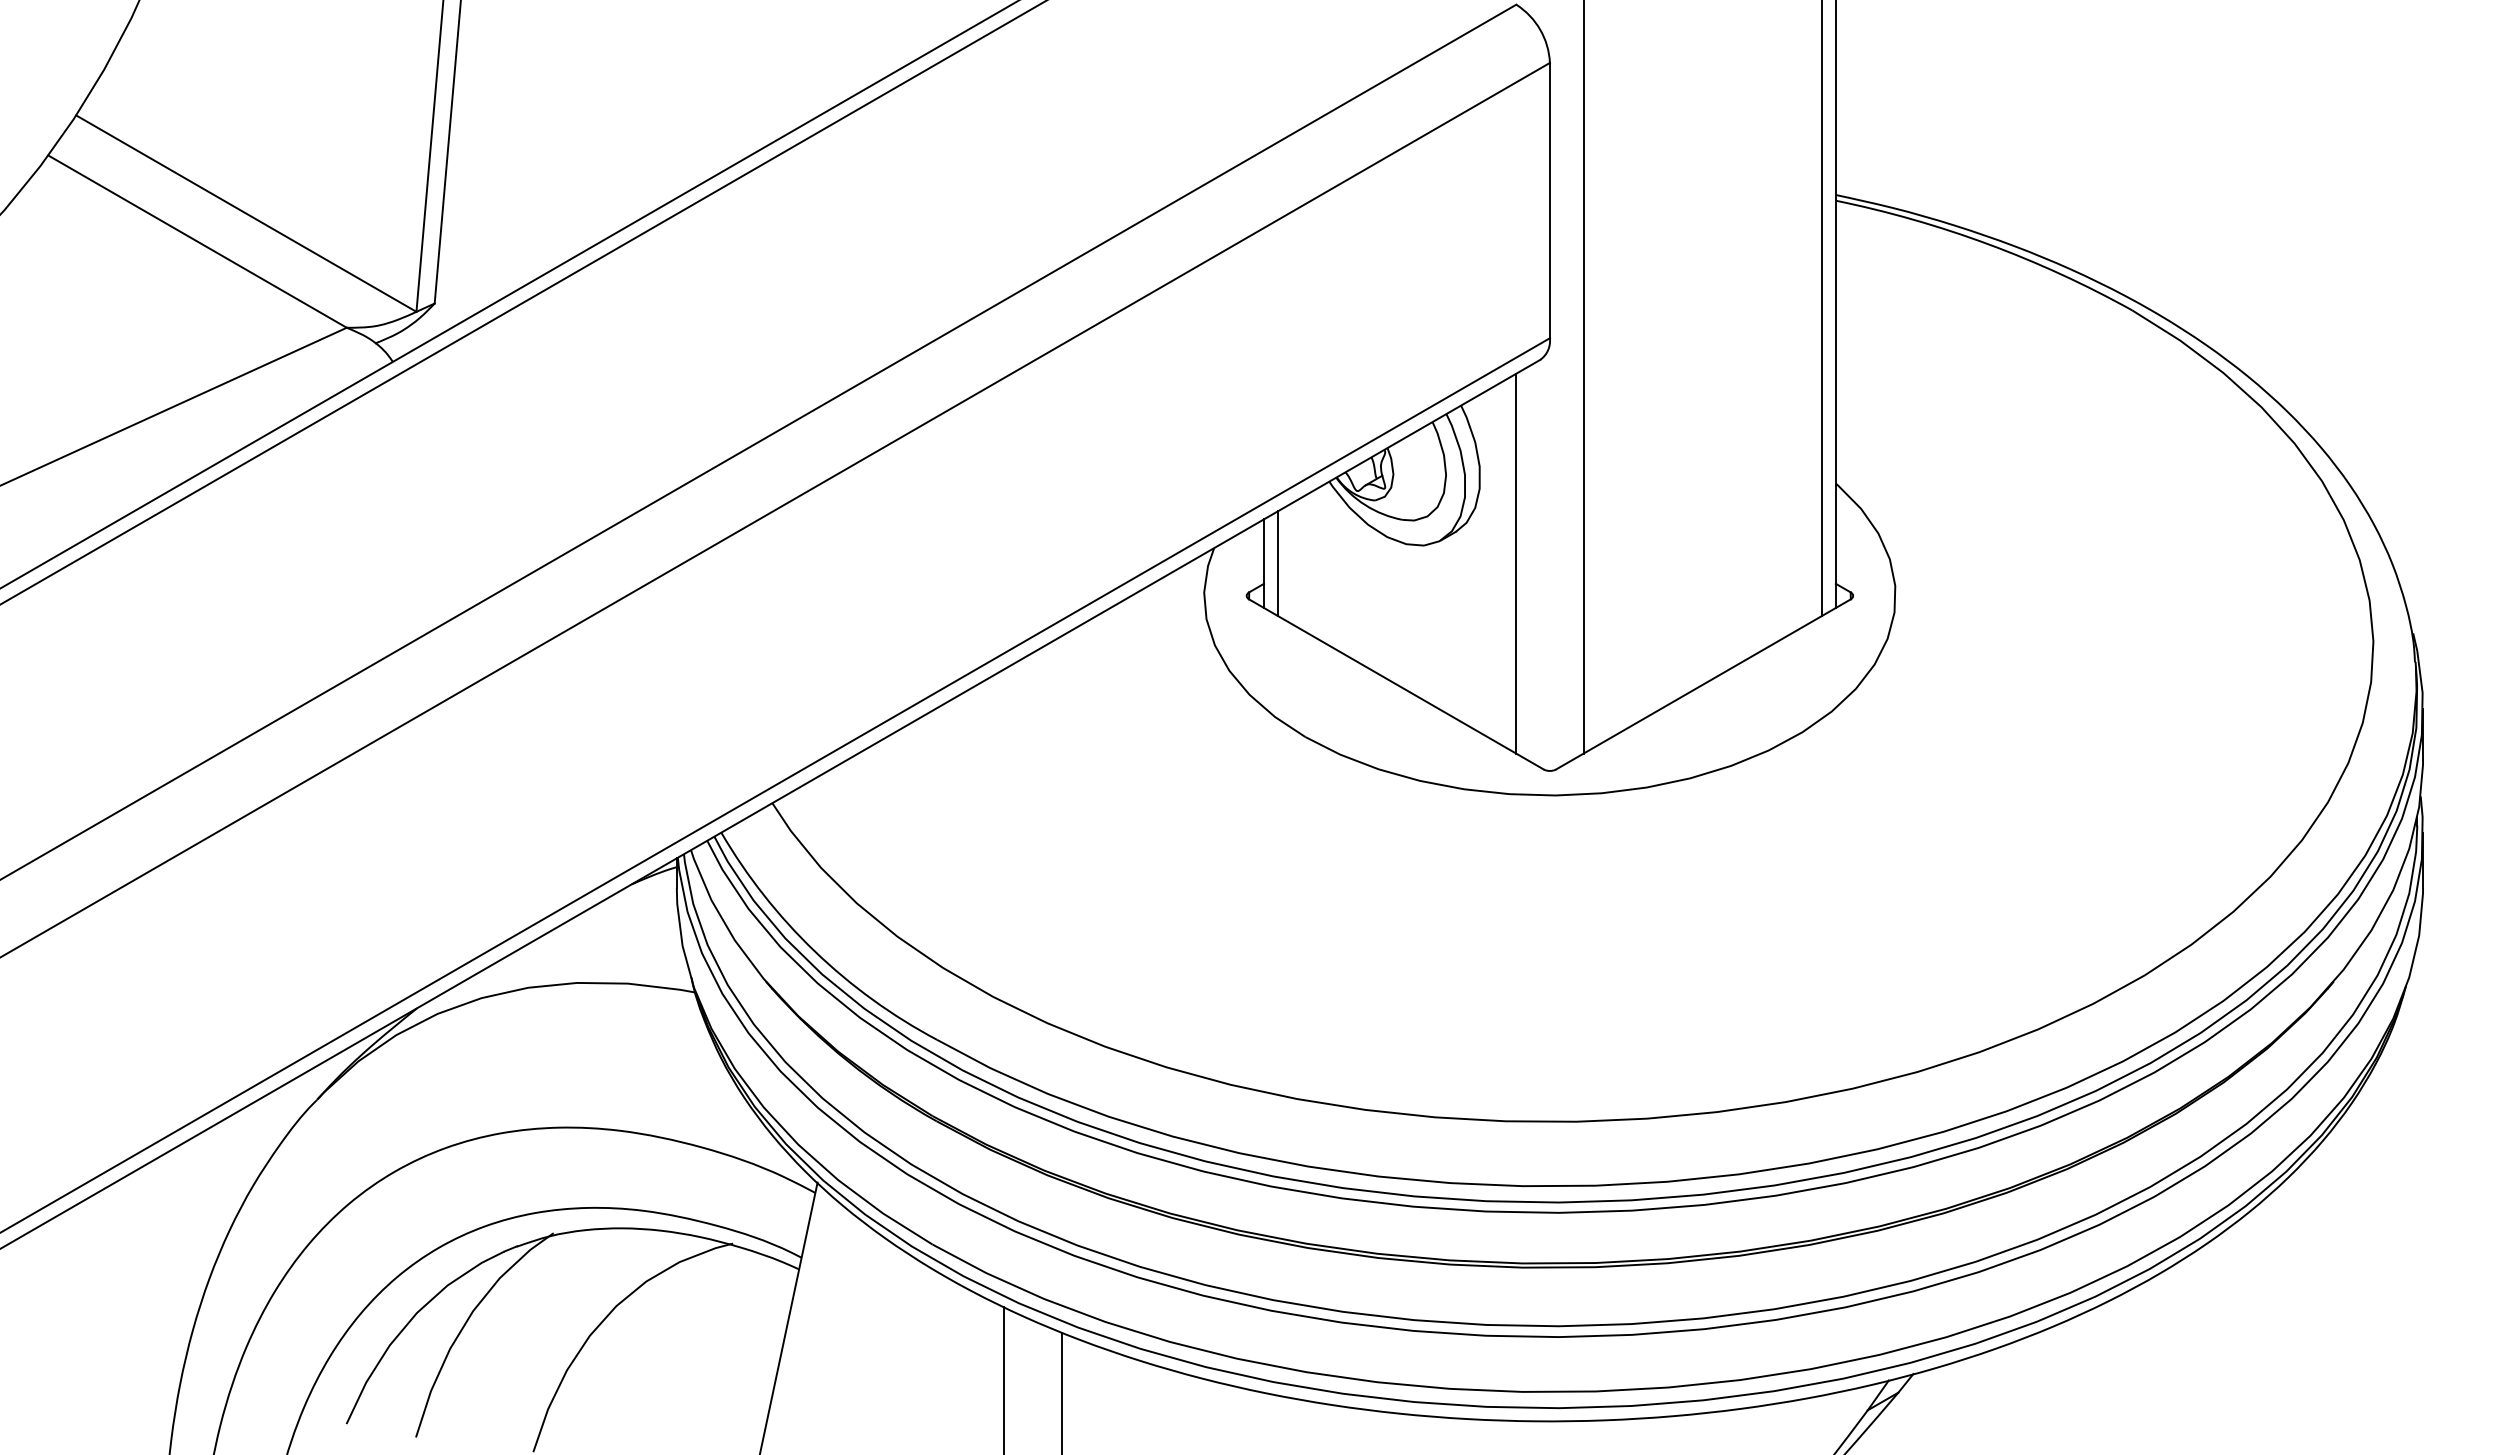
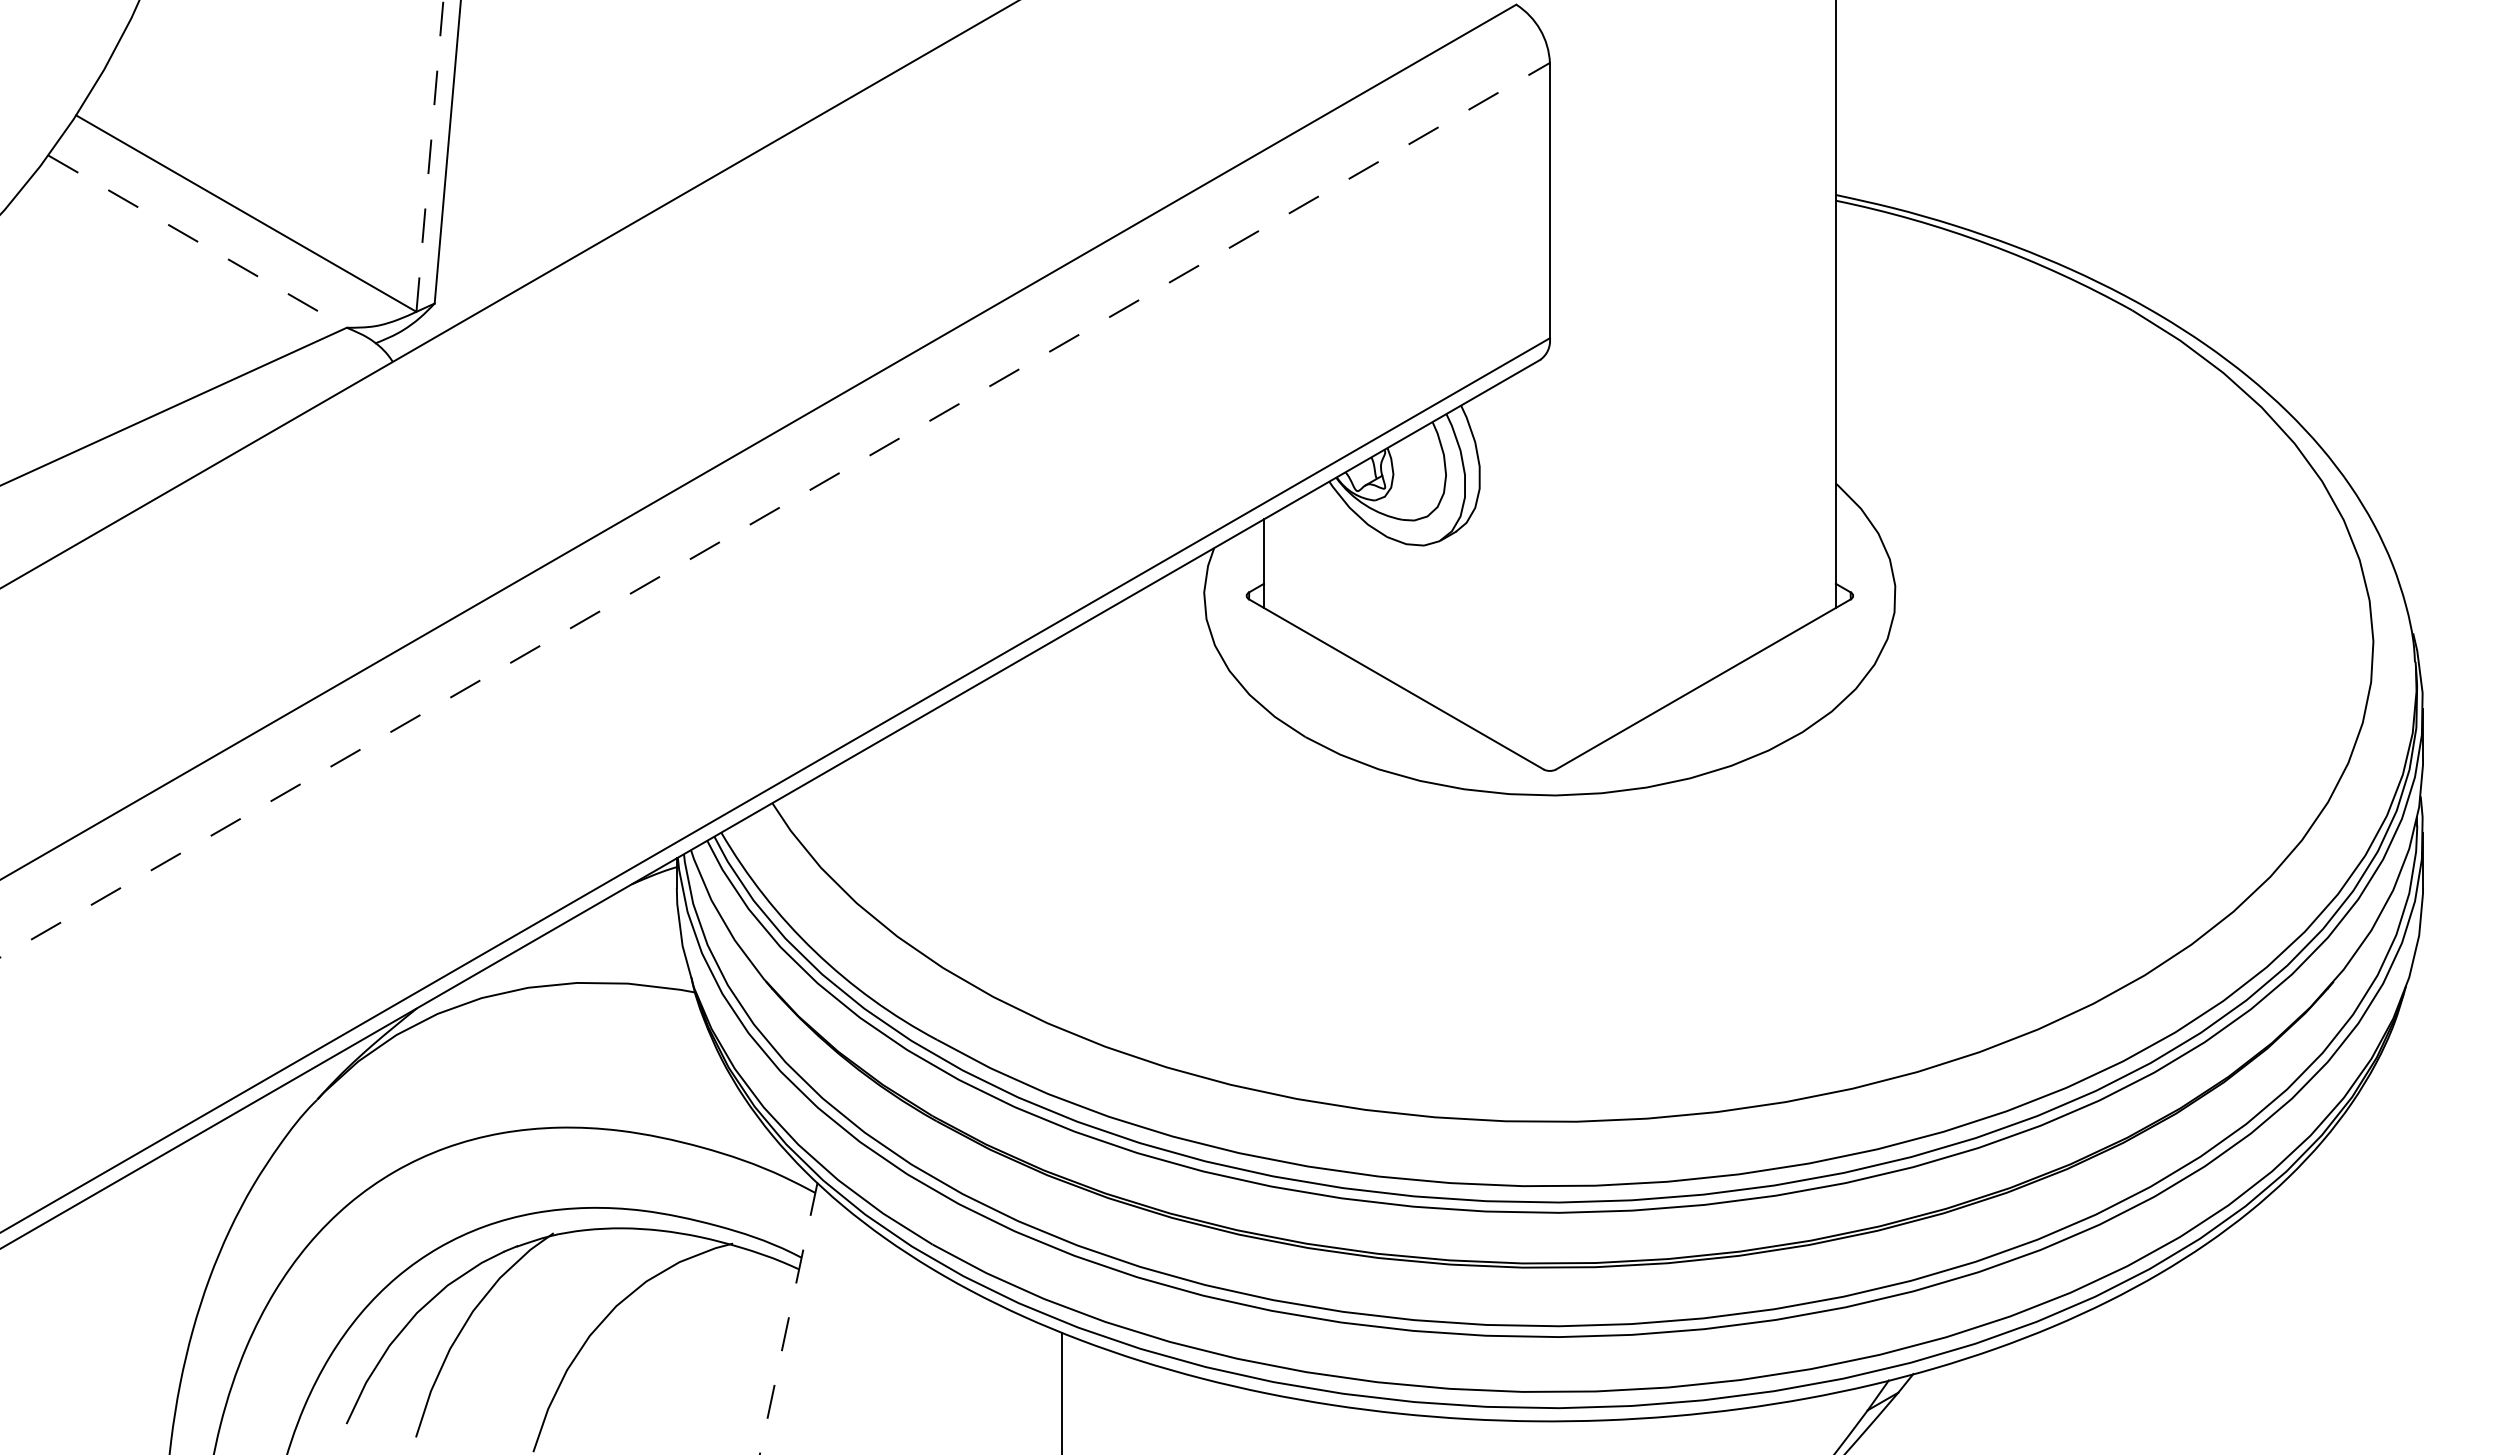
line: solid -> dashed (429, 155)
line: solid -> dashed (198, 241)
line: present -> none (523, 302)
line: present -> none (1821, 309)
line: present -> none (1583, 377)
line: solid -> dashed (775, 509)
line: present -> none (1277, 563)
line: present -> none (1516, 563)
line: solid -> dashed (788, 1318)
line: present -> none (1003, 1378)
